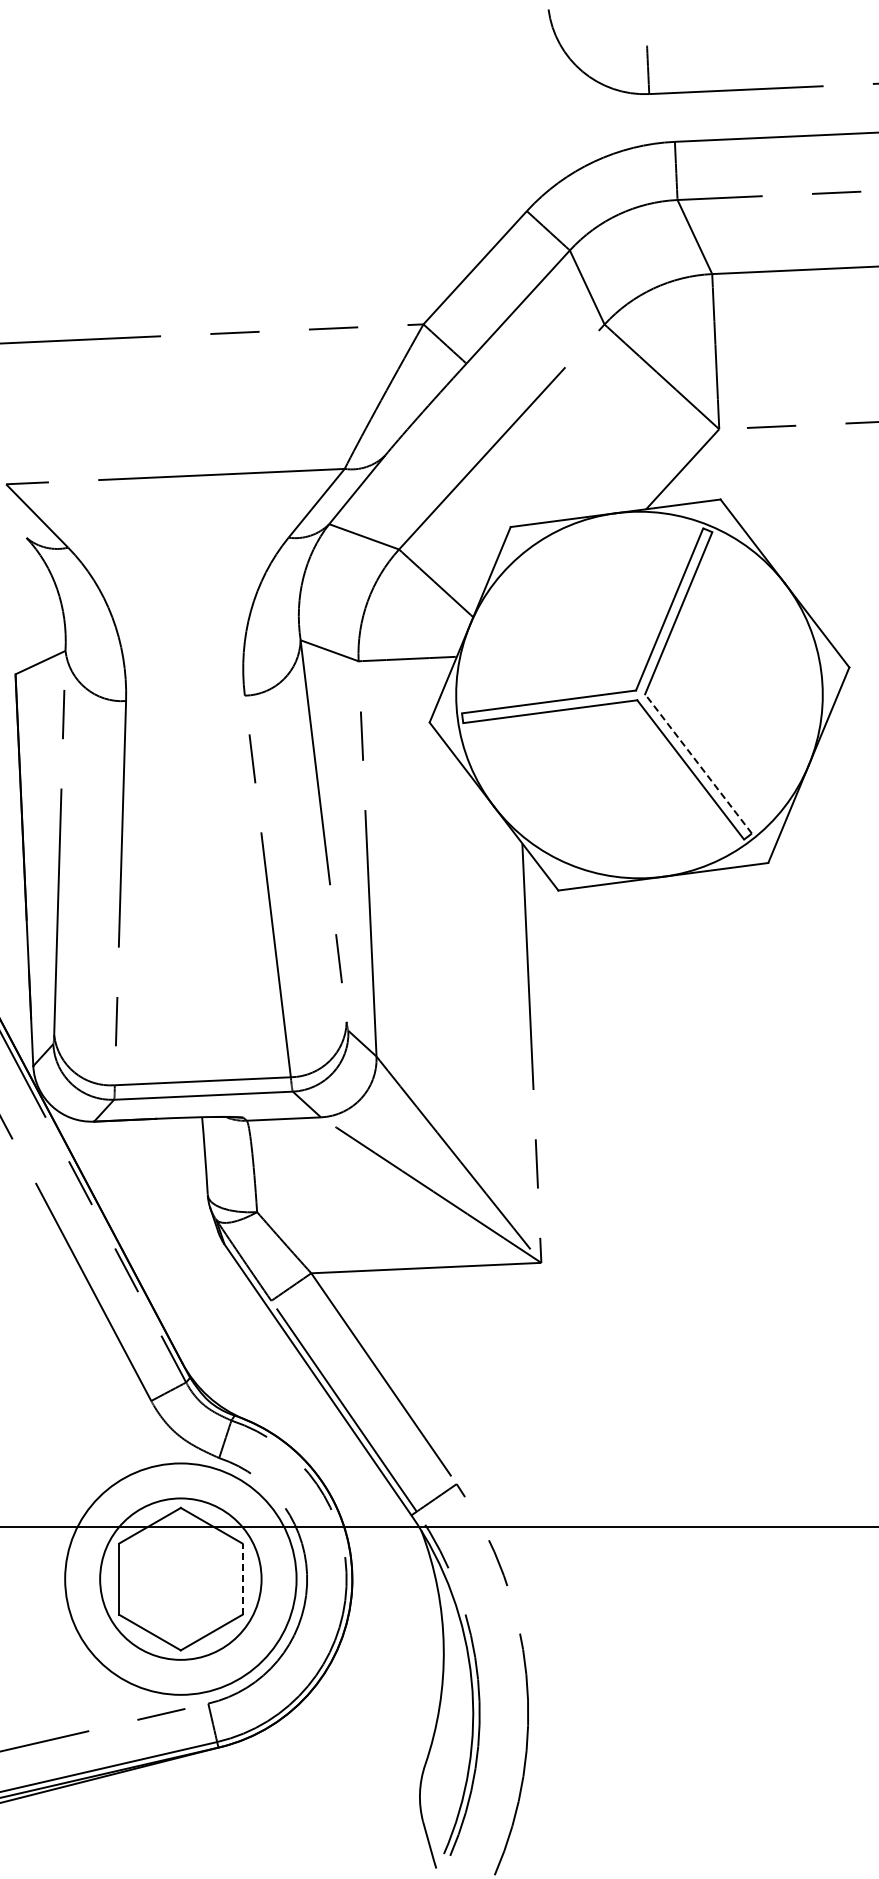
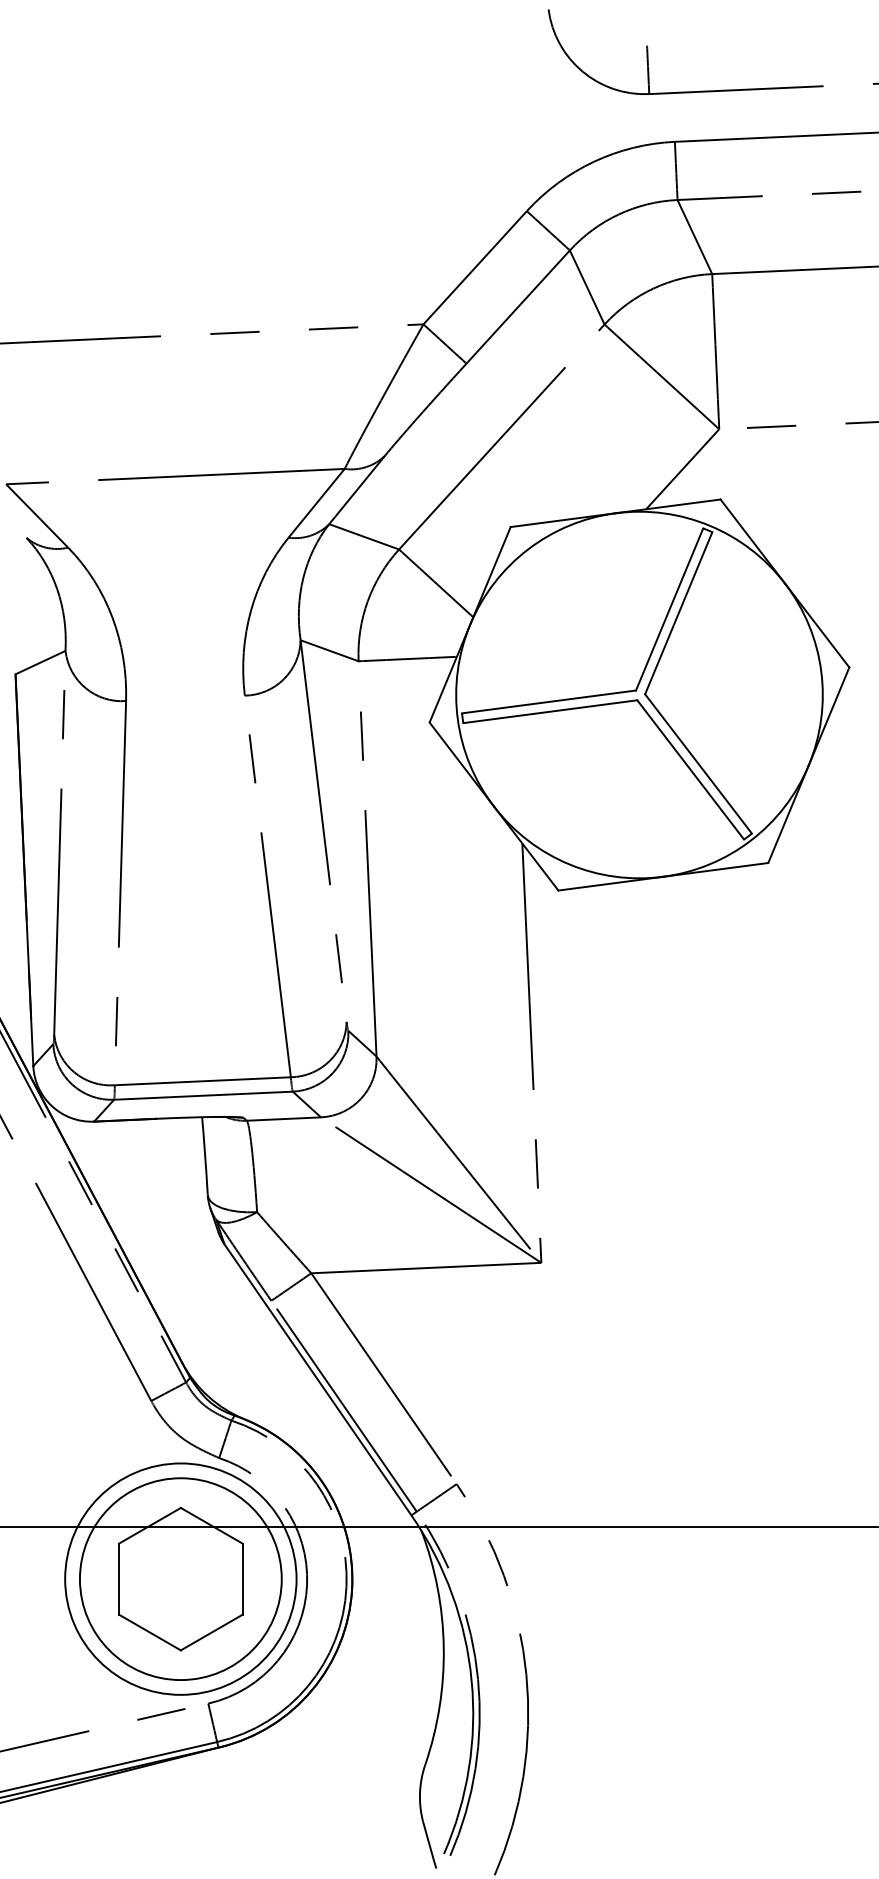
line: dashed -> solid (698, 763)
circle diameter: 161 px -> 202 px (180, 1579)
line: dashed -> solid (242, 1579)
